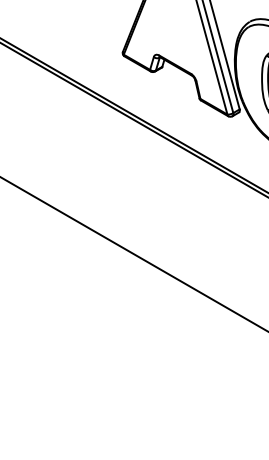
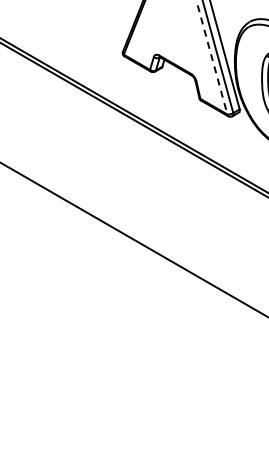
line: solid -> dashed (212, 57)
line position: (133, 254) -> (133, 239) (133, 239)
